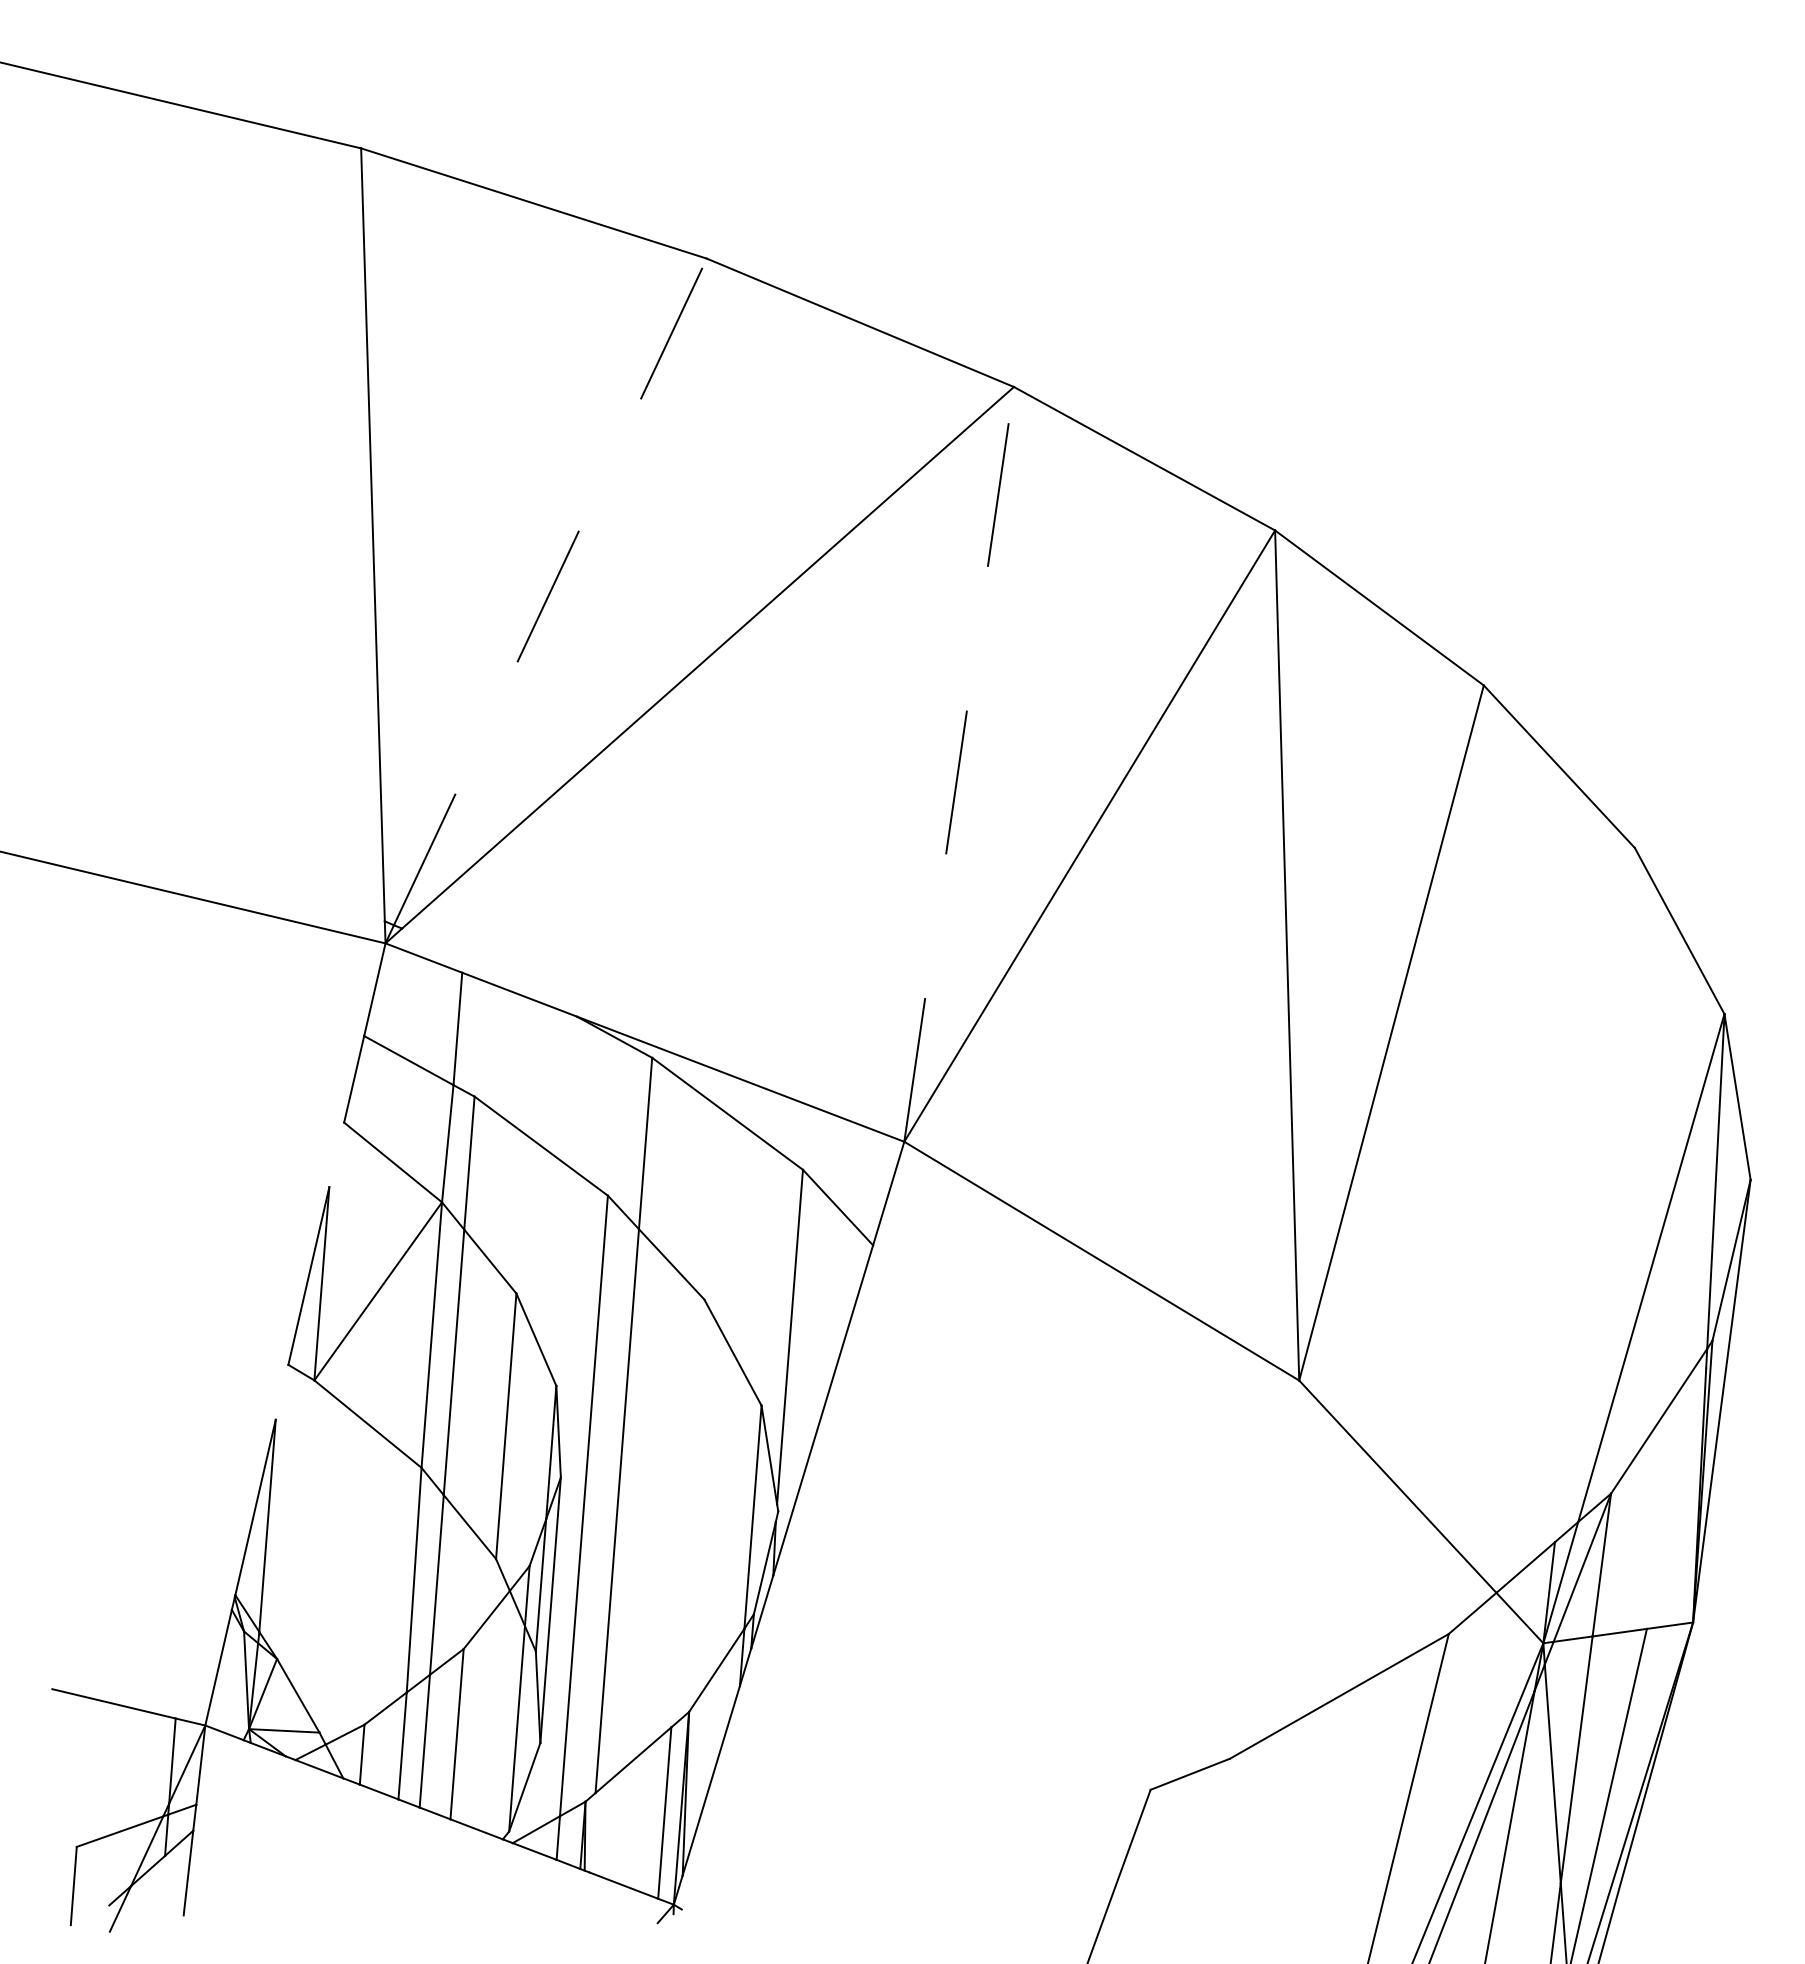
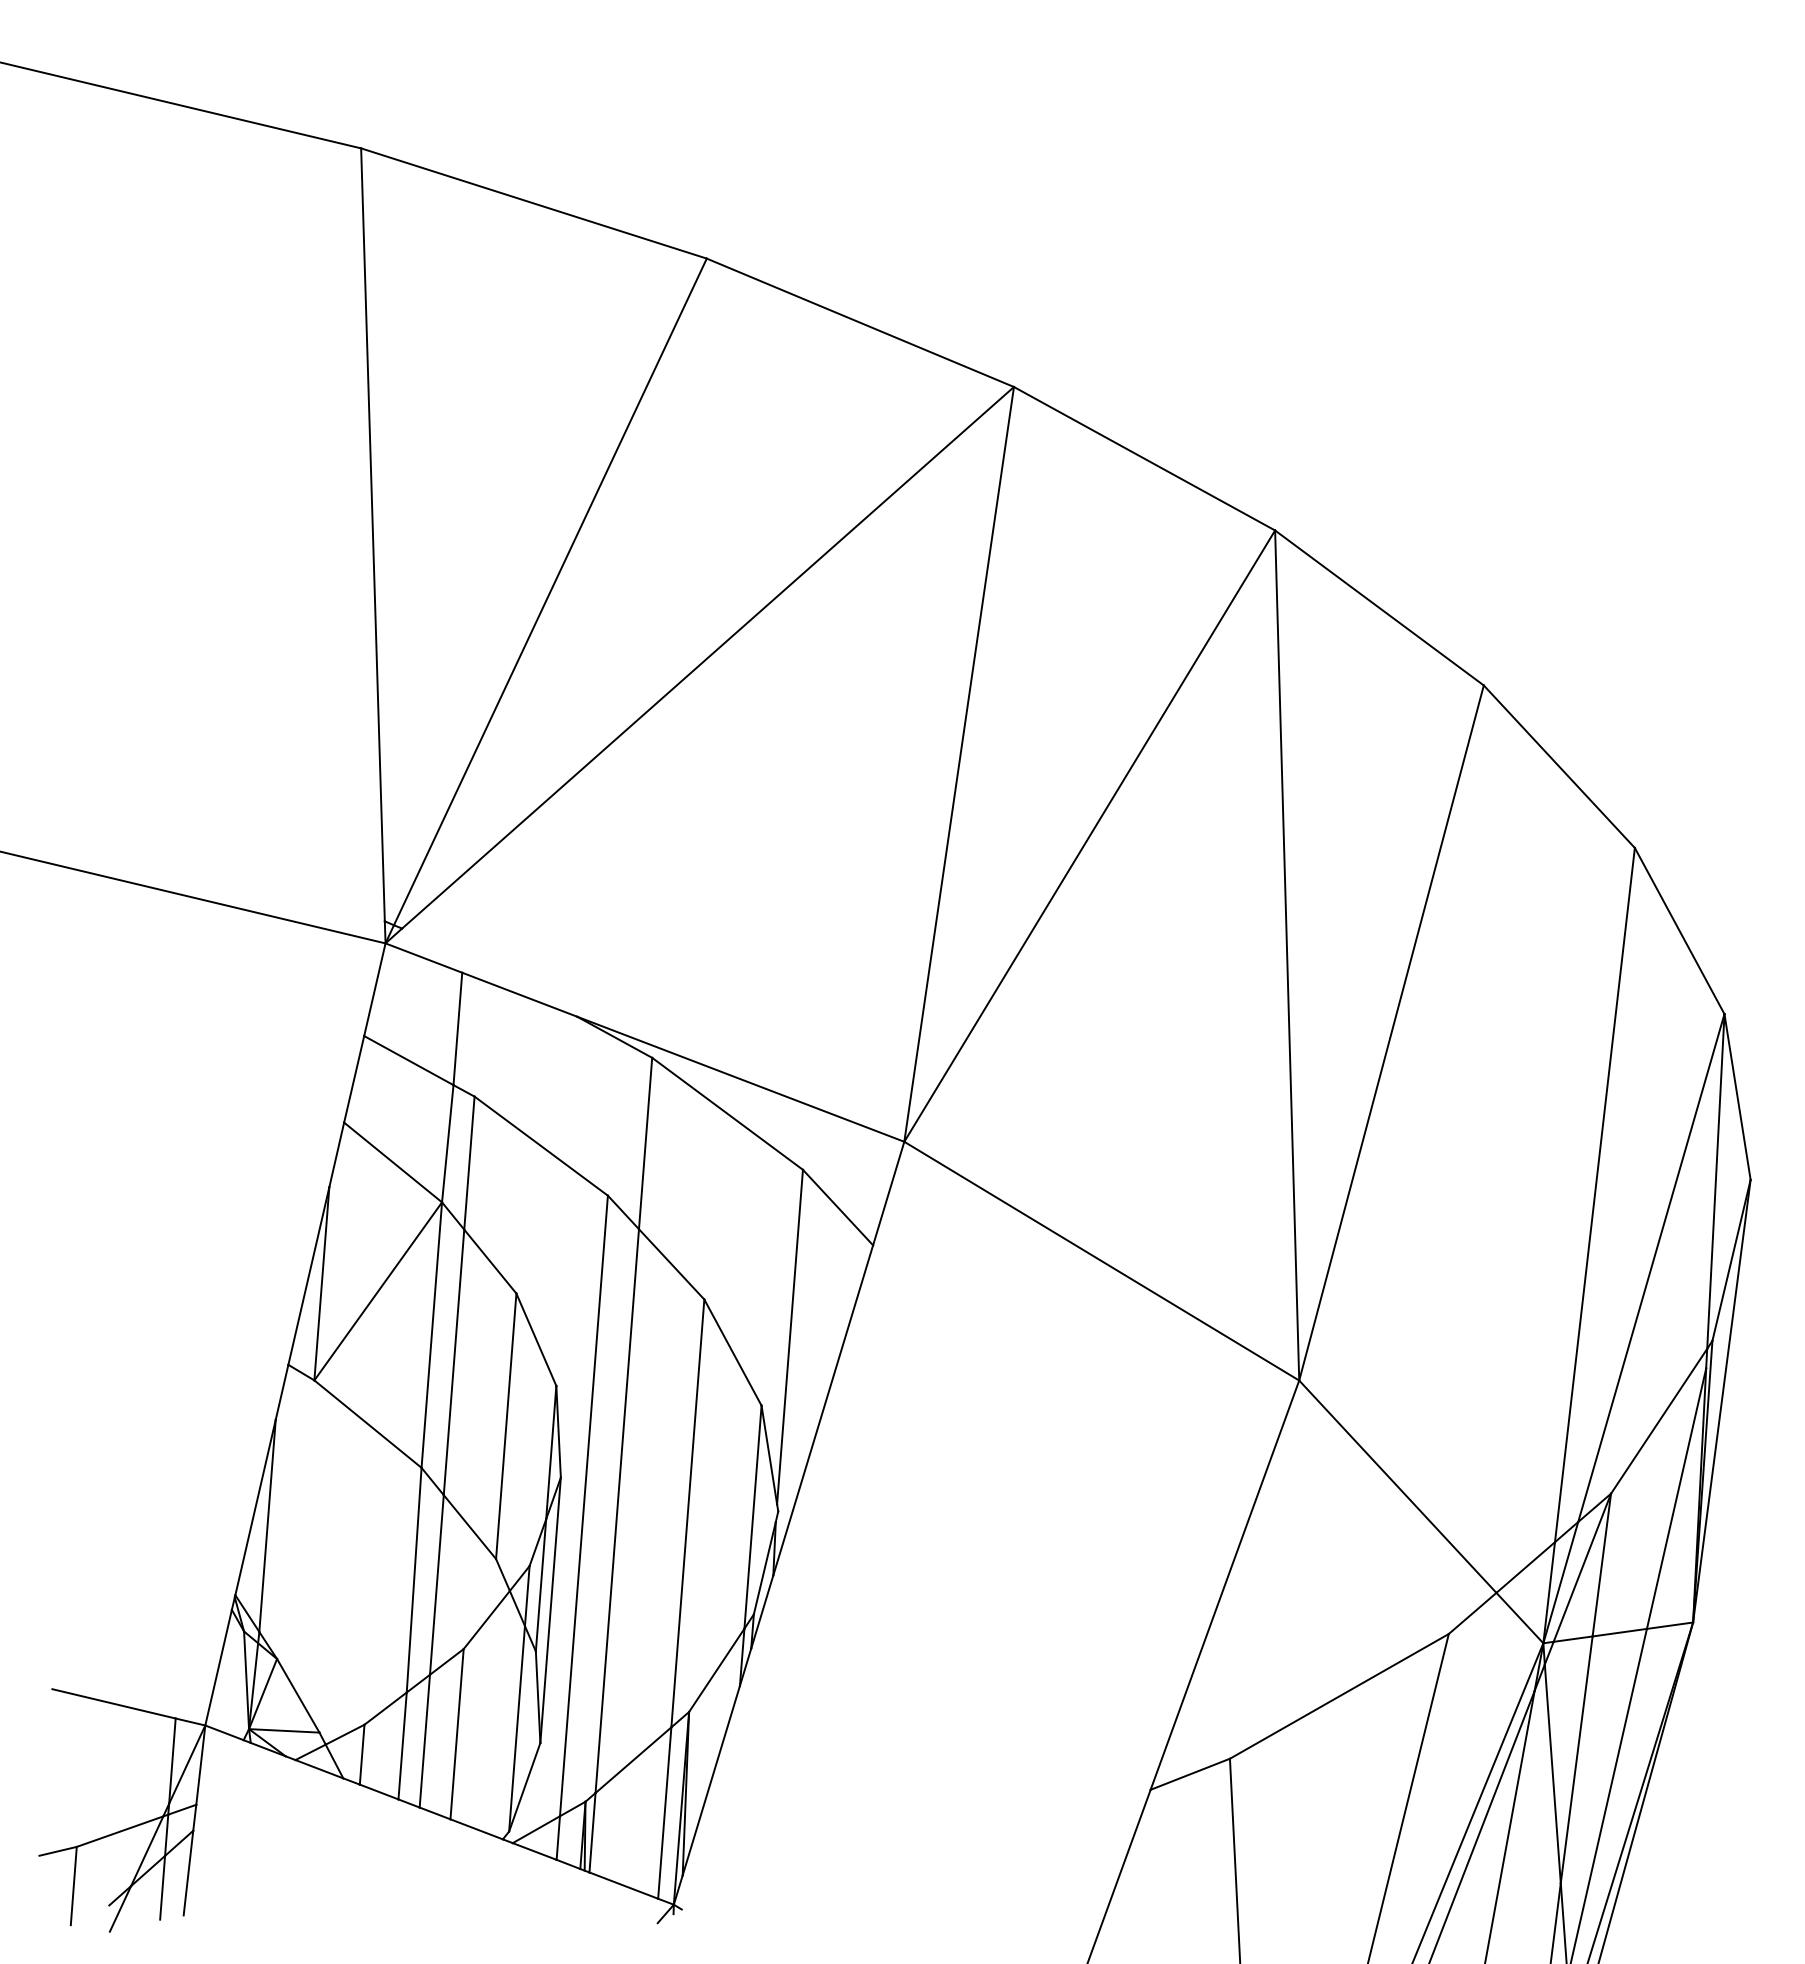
line: dashed -> solid (550, 591)
line: dashed -> solid (959, 763)
line: none -> present (336, 1154)
line: none -> present (1594, 1194)
line: none -> present (281, 1391)
line: none -> present (1676, 1498)
line: none -> present (687, 1513)
line: none -> present (1224, 1584)
line: none -> present (592, 1832)
line: none -> present (57, 1850)
line: none -> present (1234, 1859)
line: none -> present (162, 1887)
